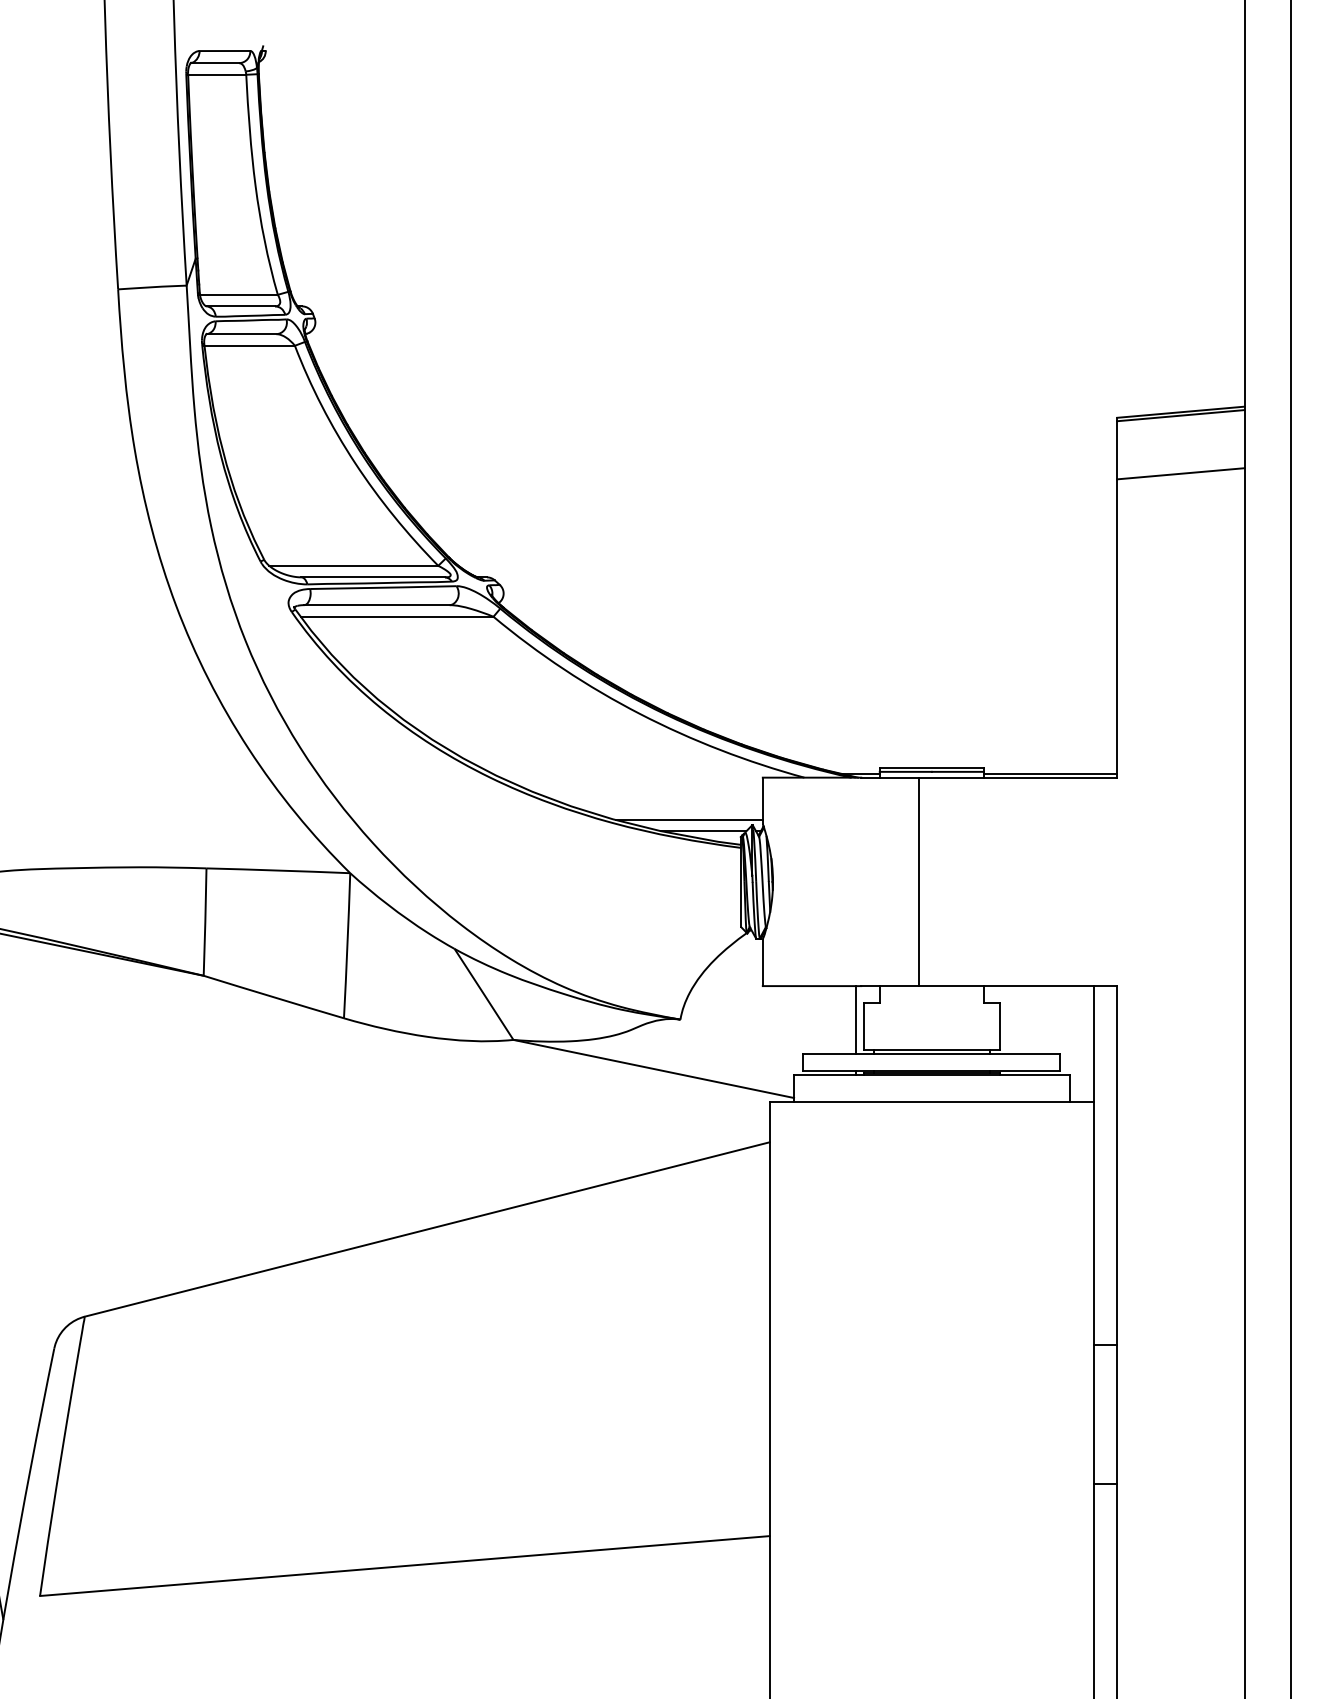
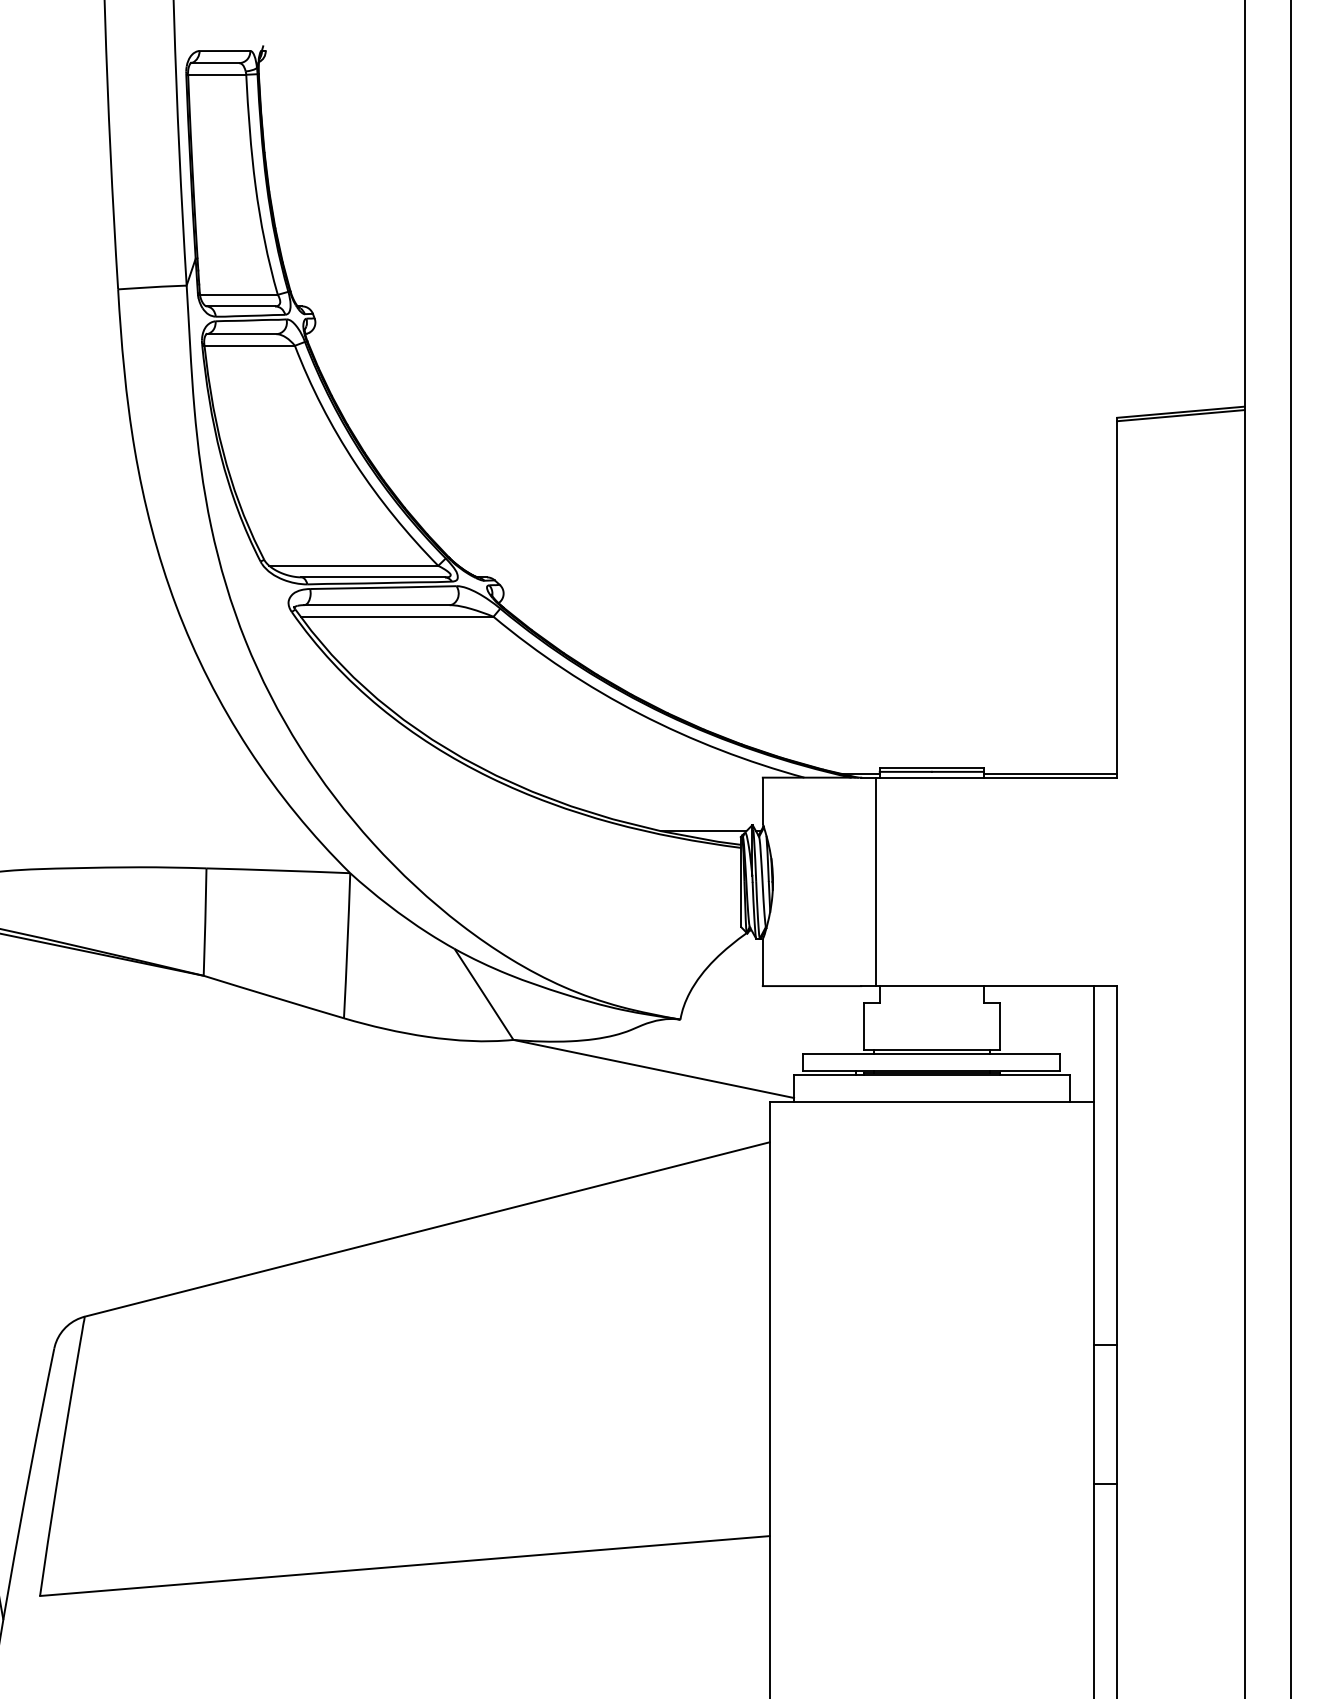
line: present -> none (1180, 473)
line: present -> none (688, 819)
line position: (918, 881) -> (875, 881) (875, 881)
line: present -> none (855, 1020)
